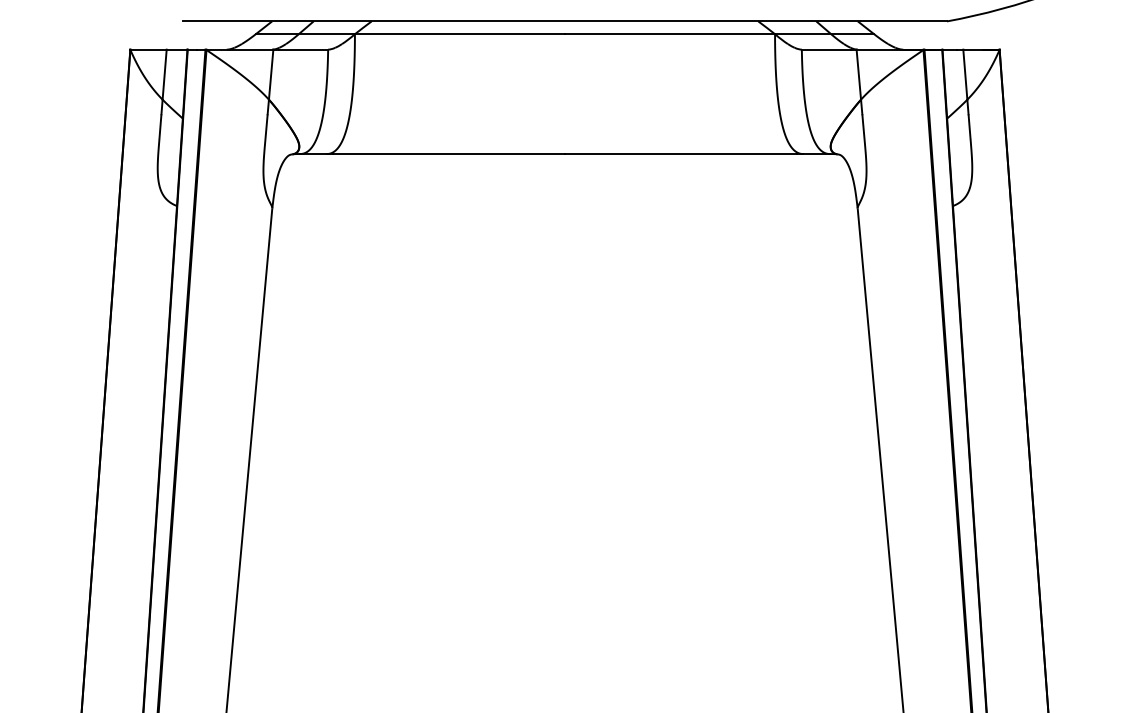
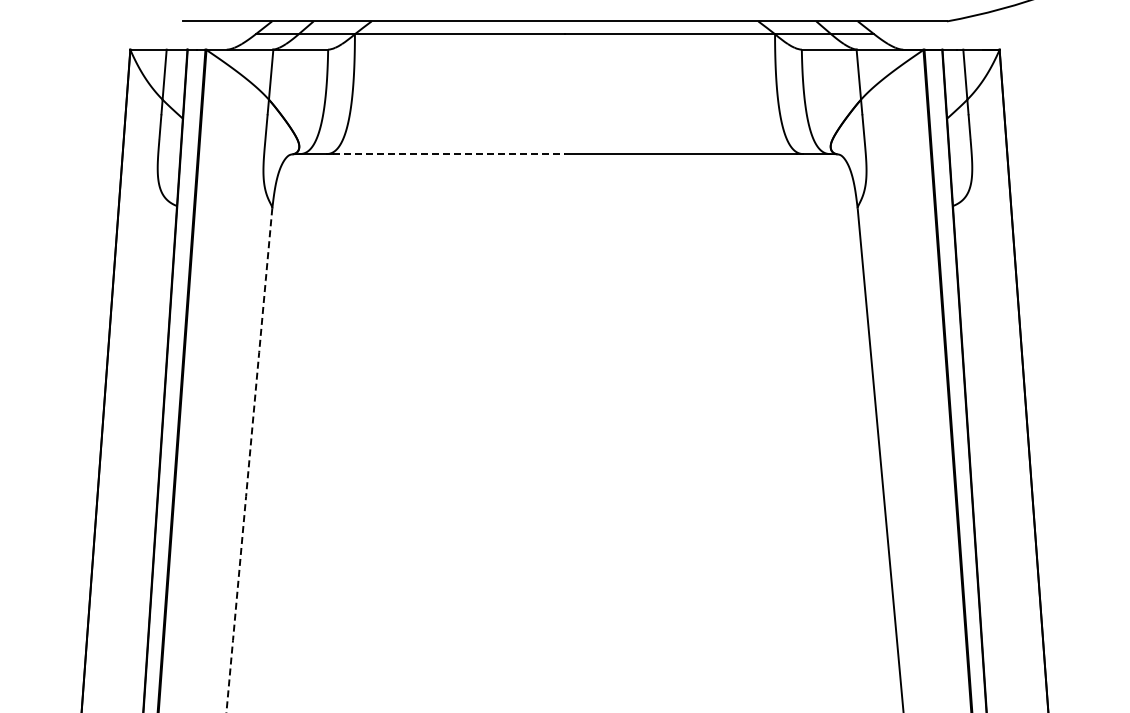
line: solid -> dashed (449, 154)
arc: solid -> dashed (249, 460)
